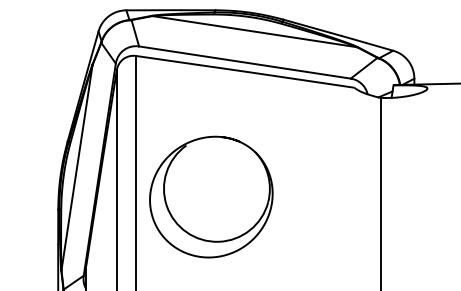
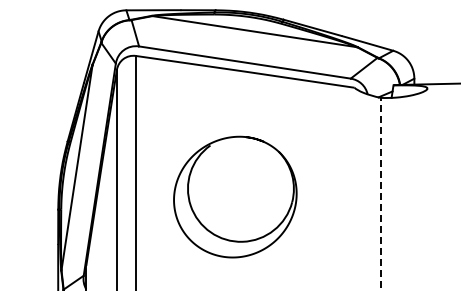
line: solid -> dashed (380, 193)
part position: (211, 196) -> (235, 196) (235, 196)
